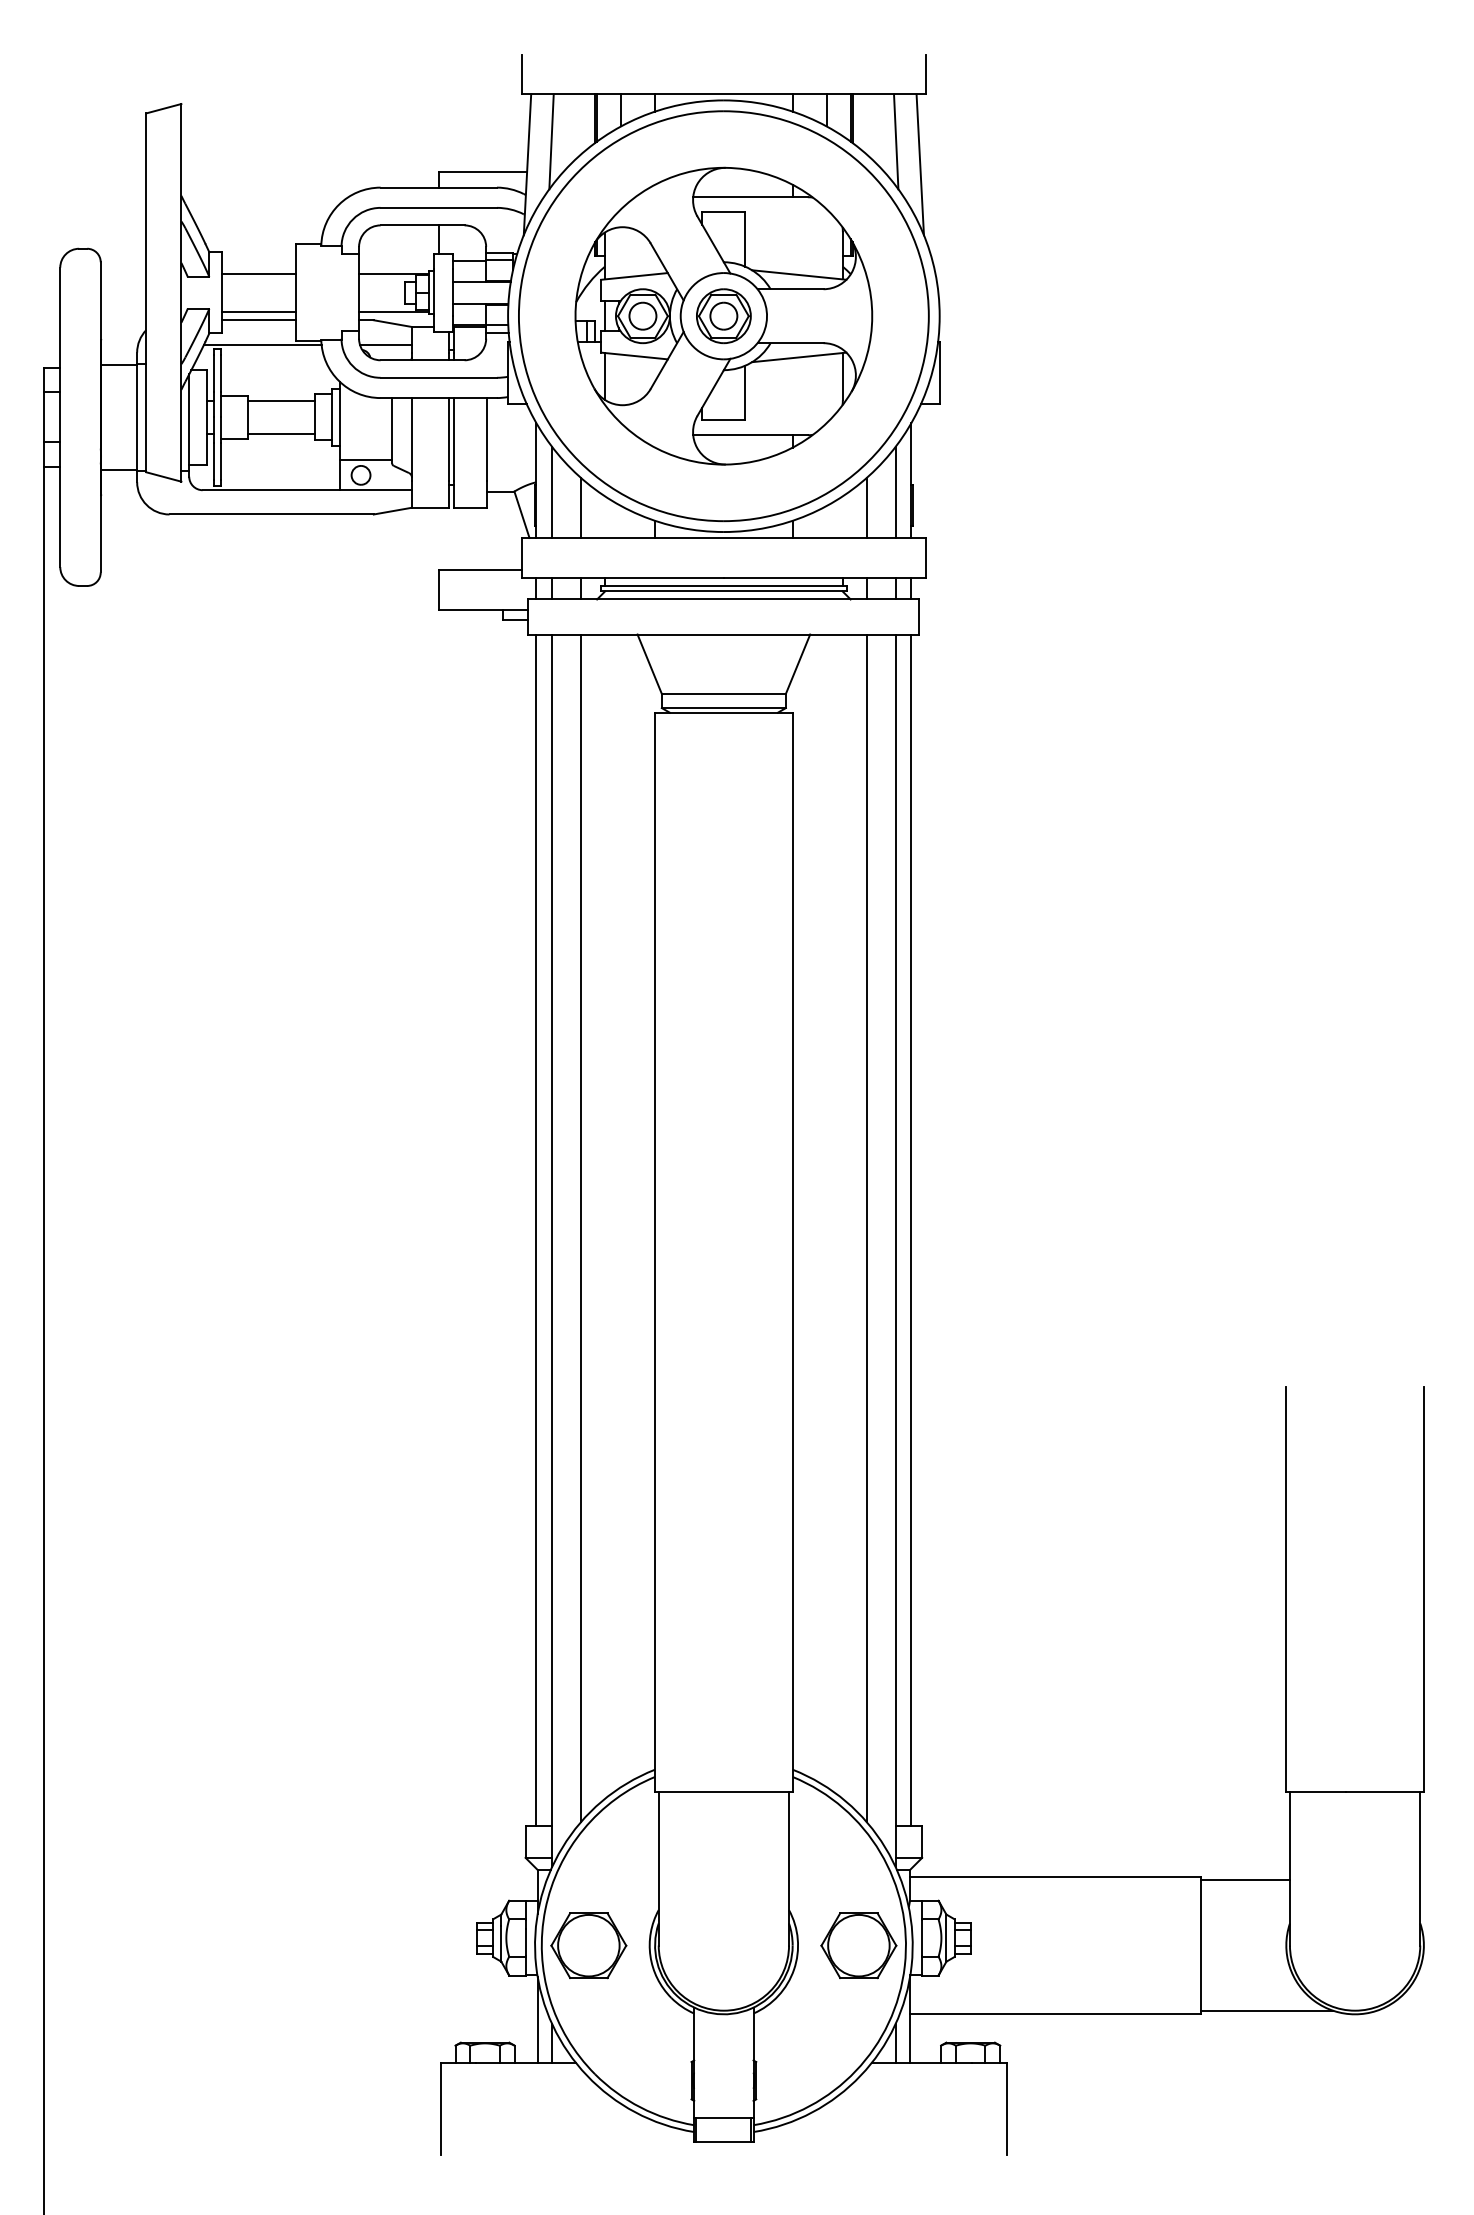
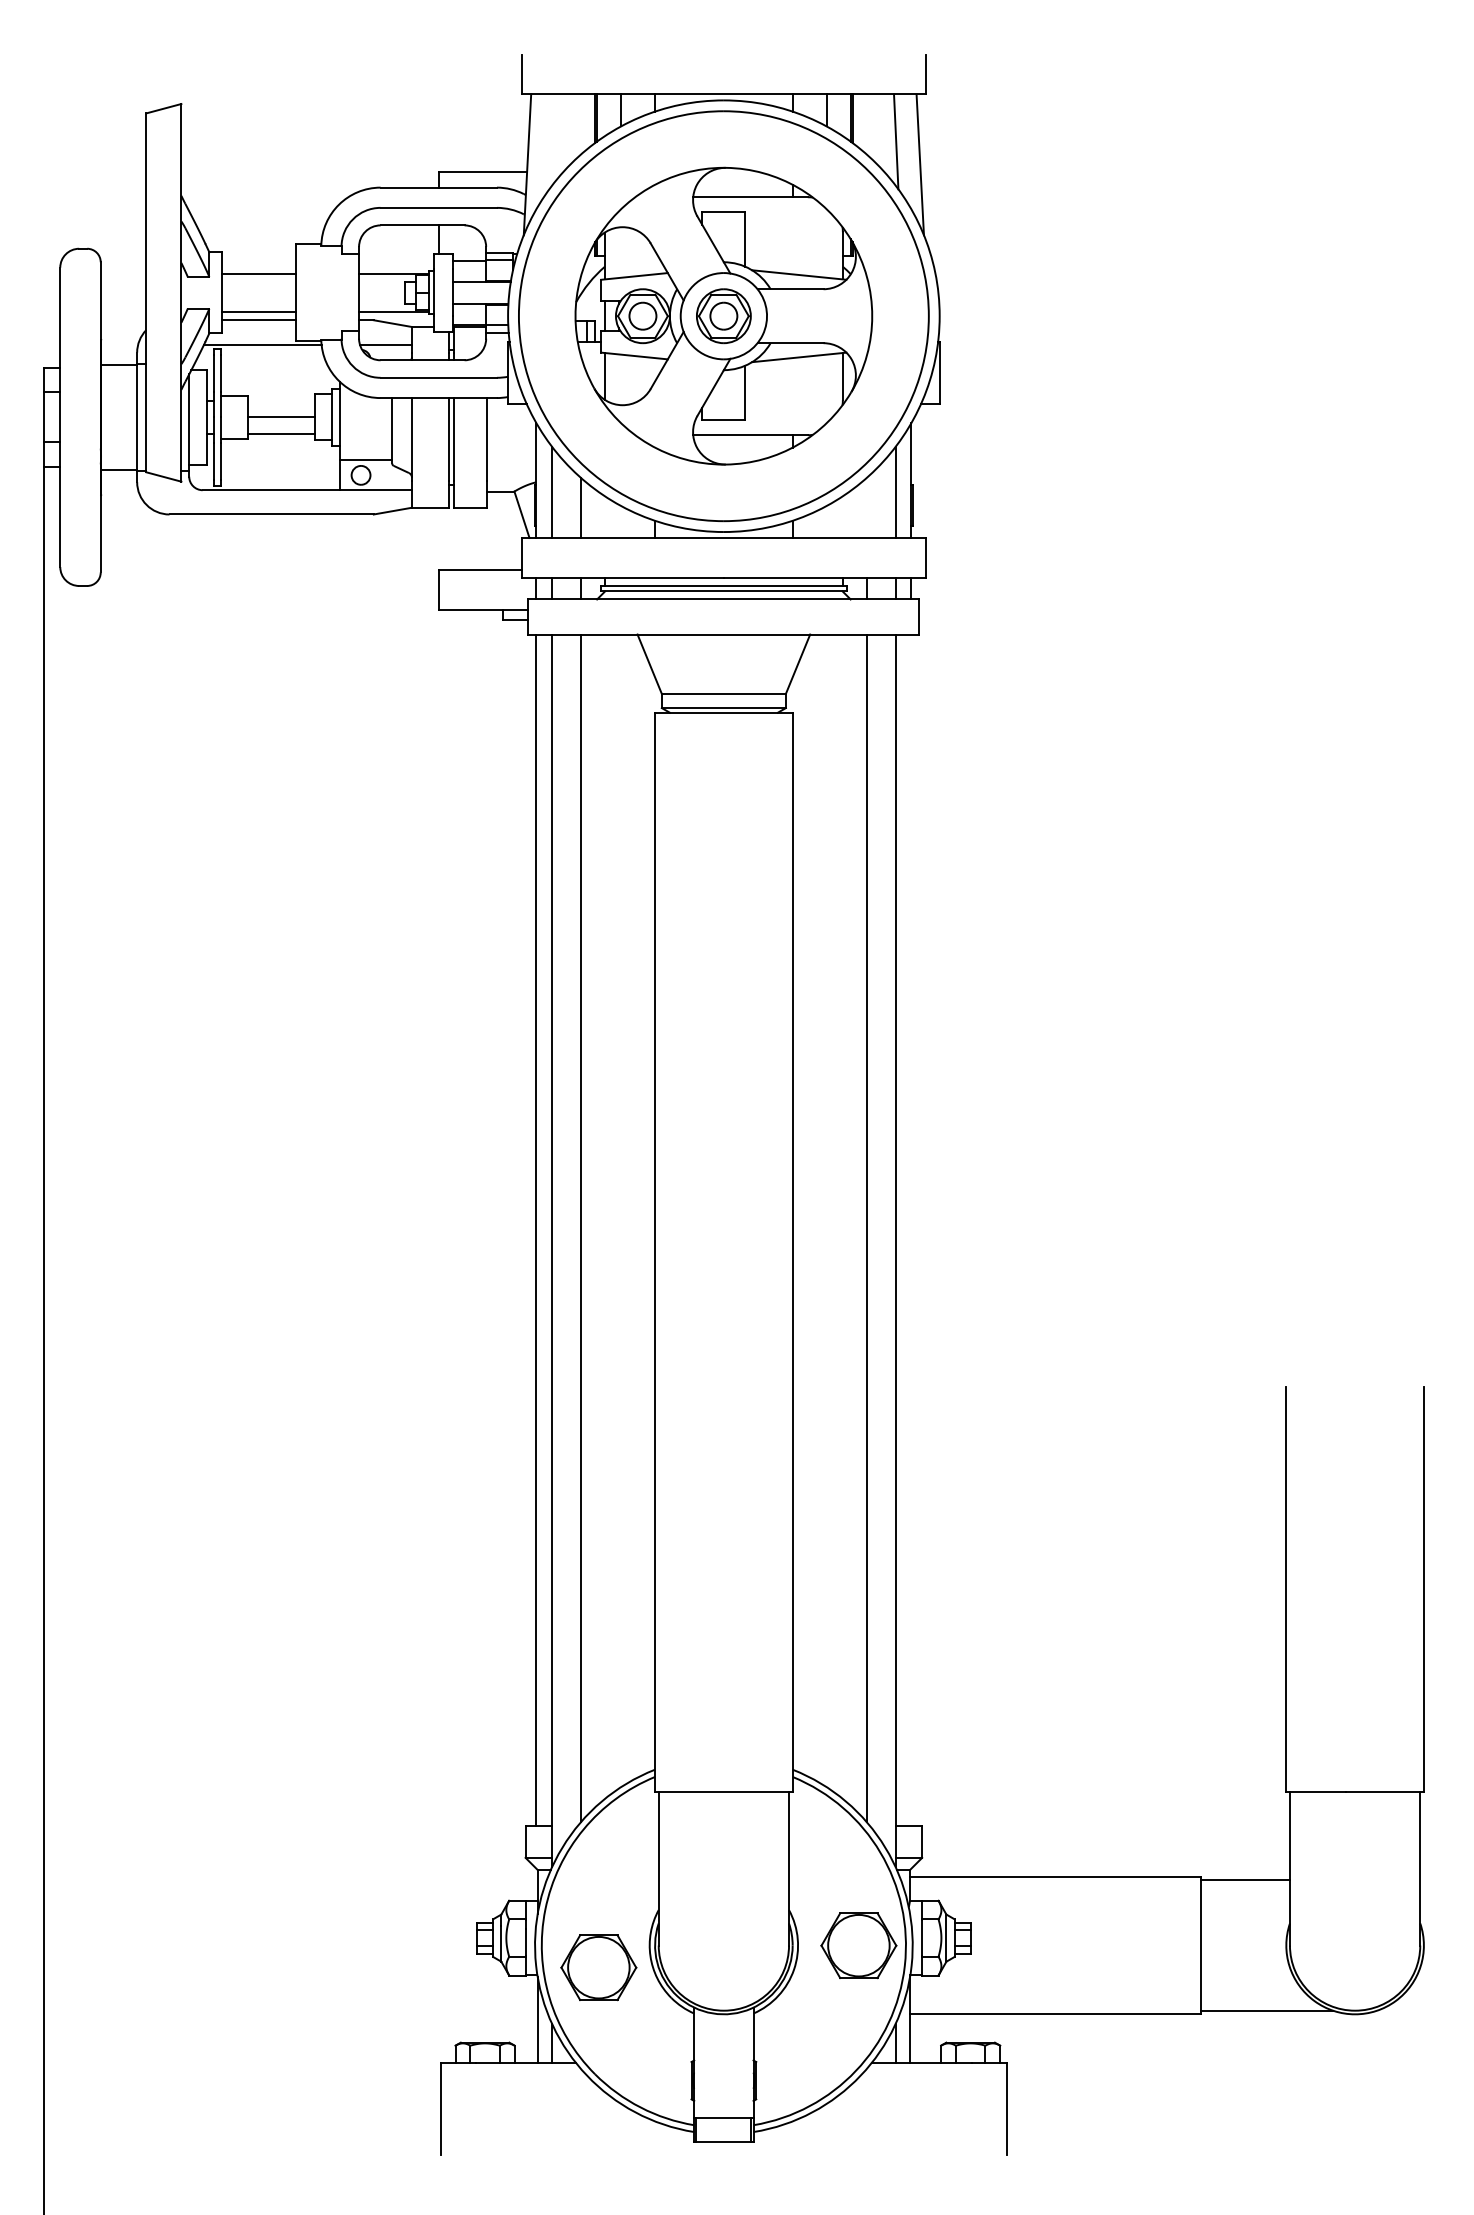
line: present -> none (551, 141)
line position: (281, 401) -> (281, 417) (281, 417)
line: present -> none (866, 507)
line: present -> none (911, 1229)
part position: (588, 1945) -> (598, 1967) (598, 1967)
